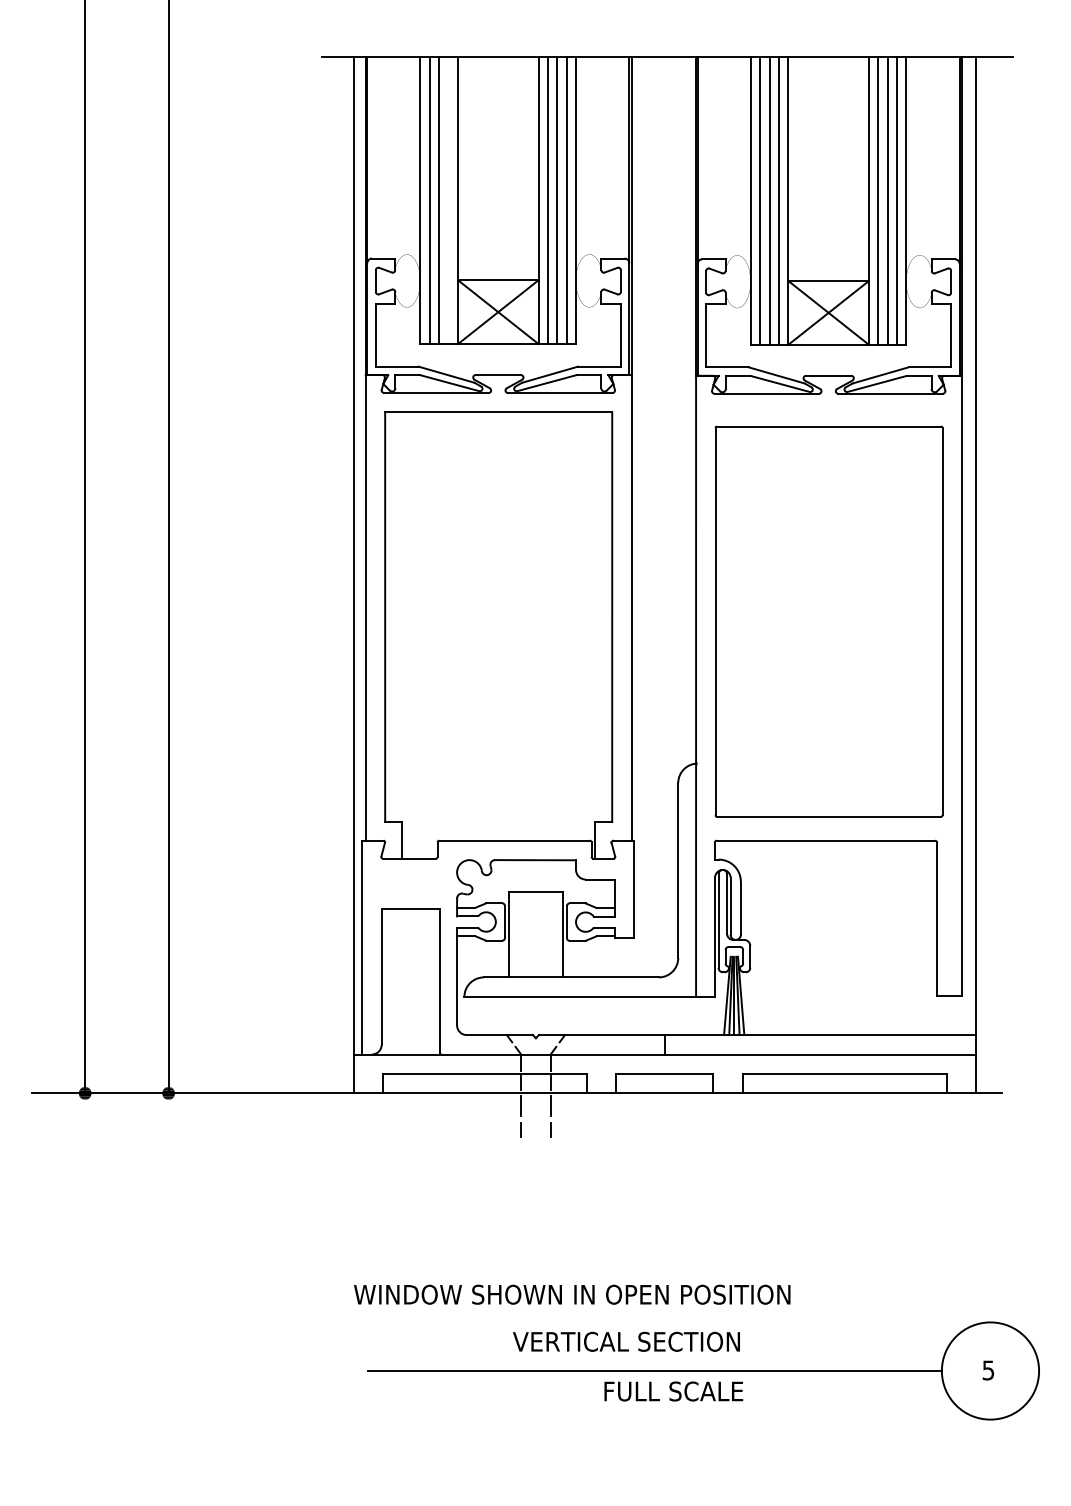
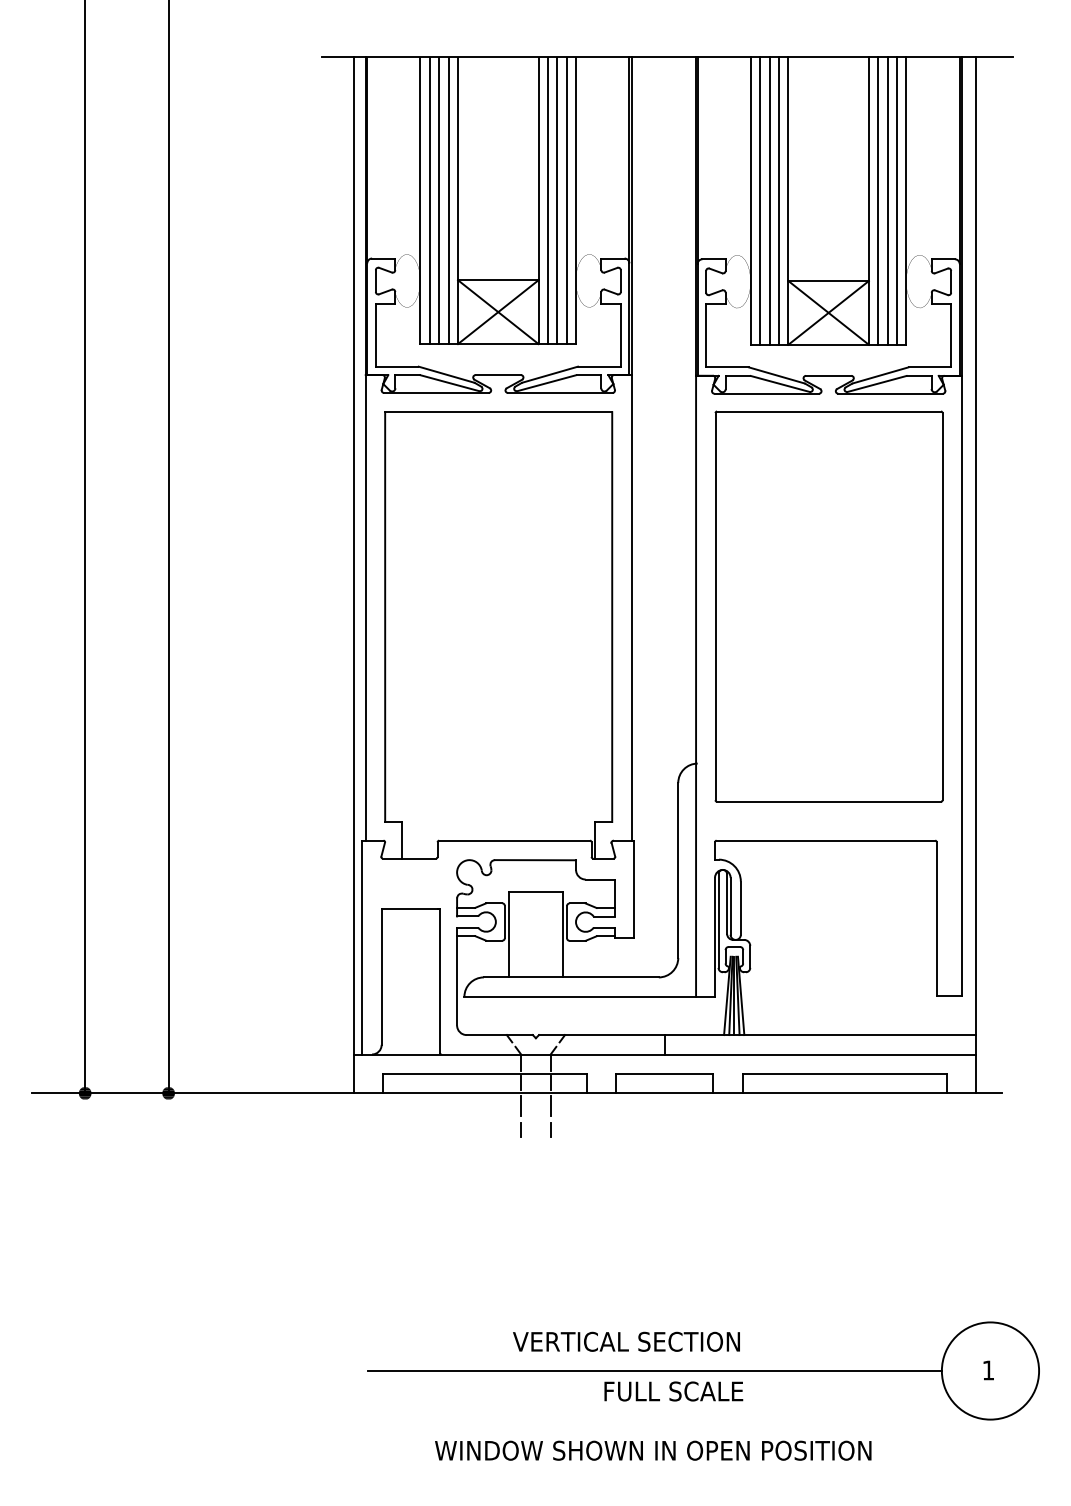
line: none -> present (448, 200)
part position: (828, 621) -> (828, 606) (828, 606)
text position: (572, 1294) -> (653, 1450) (653, 1450)
text: 5 -> 1 (988, 1370)
